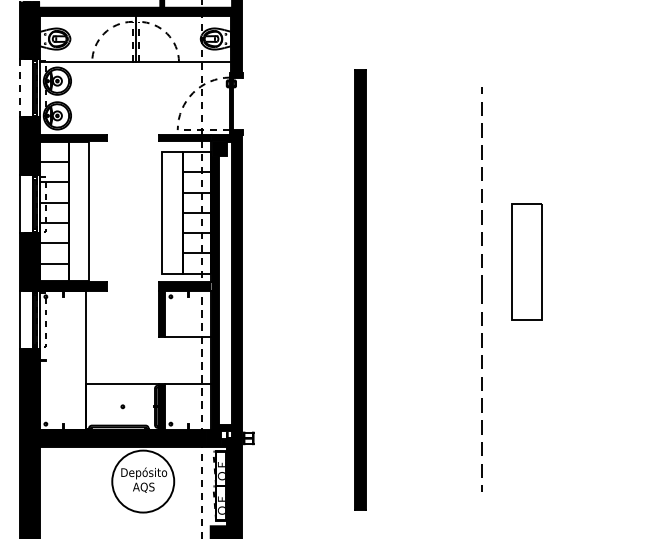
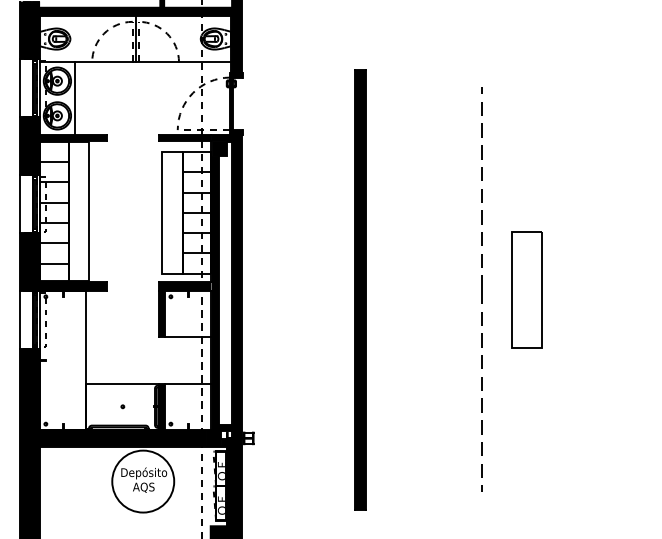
line: dashed -> solid (19, 88)
line: none -> present (74, 98)
part position: (526, 261) -> (526, 289) (526, 289)
